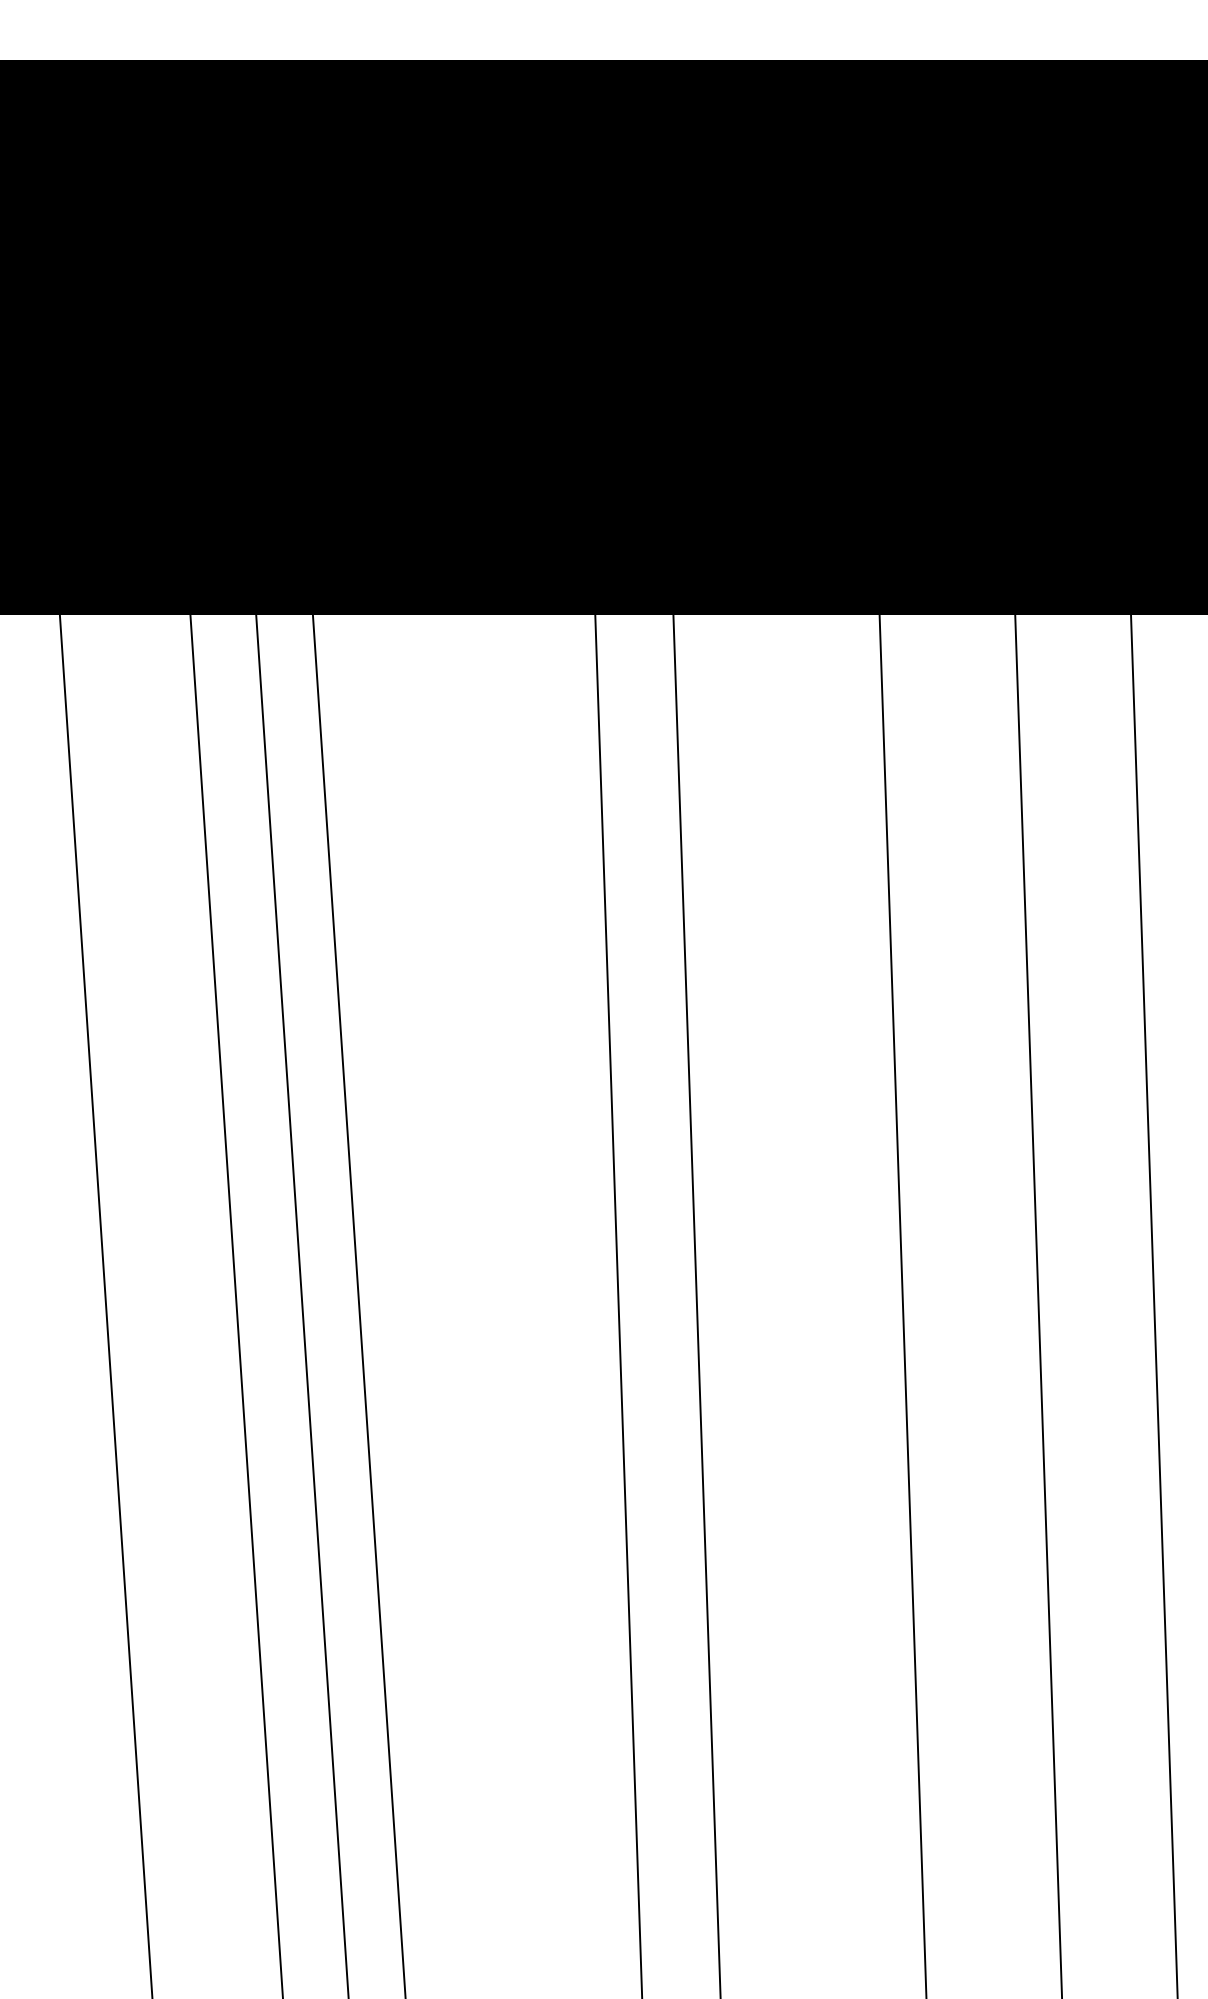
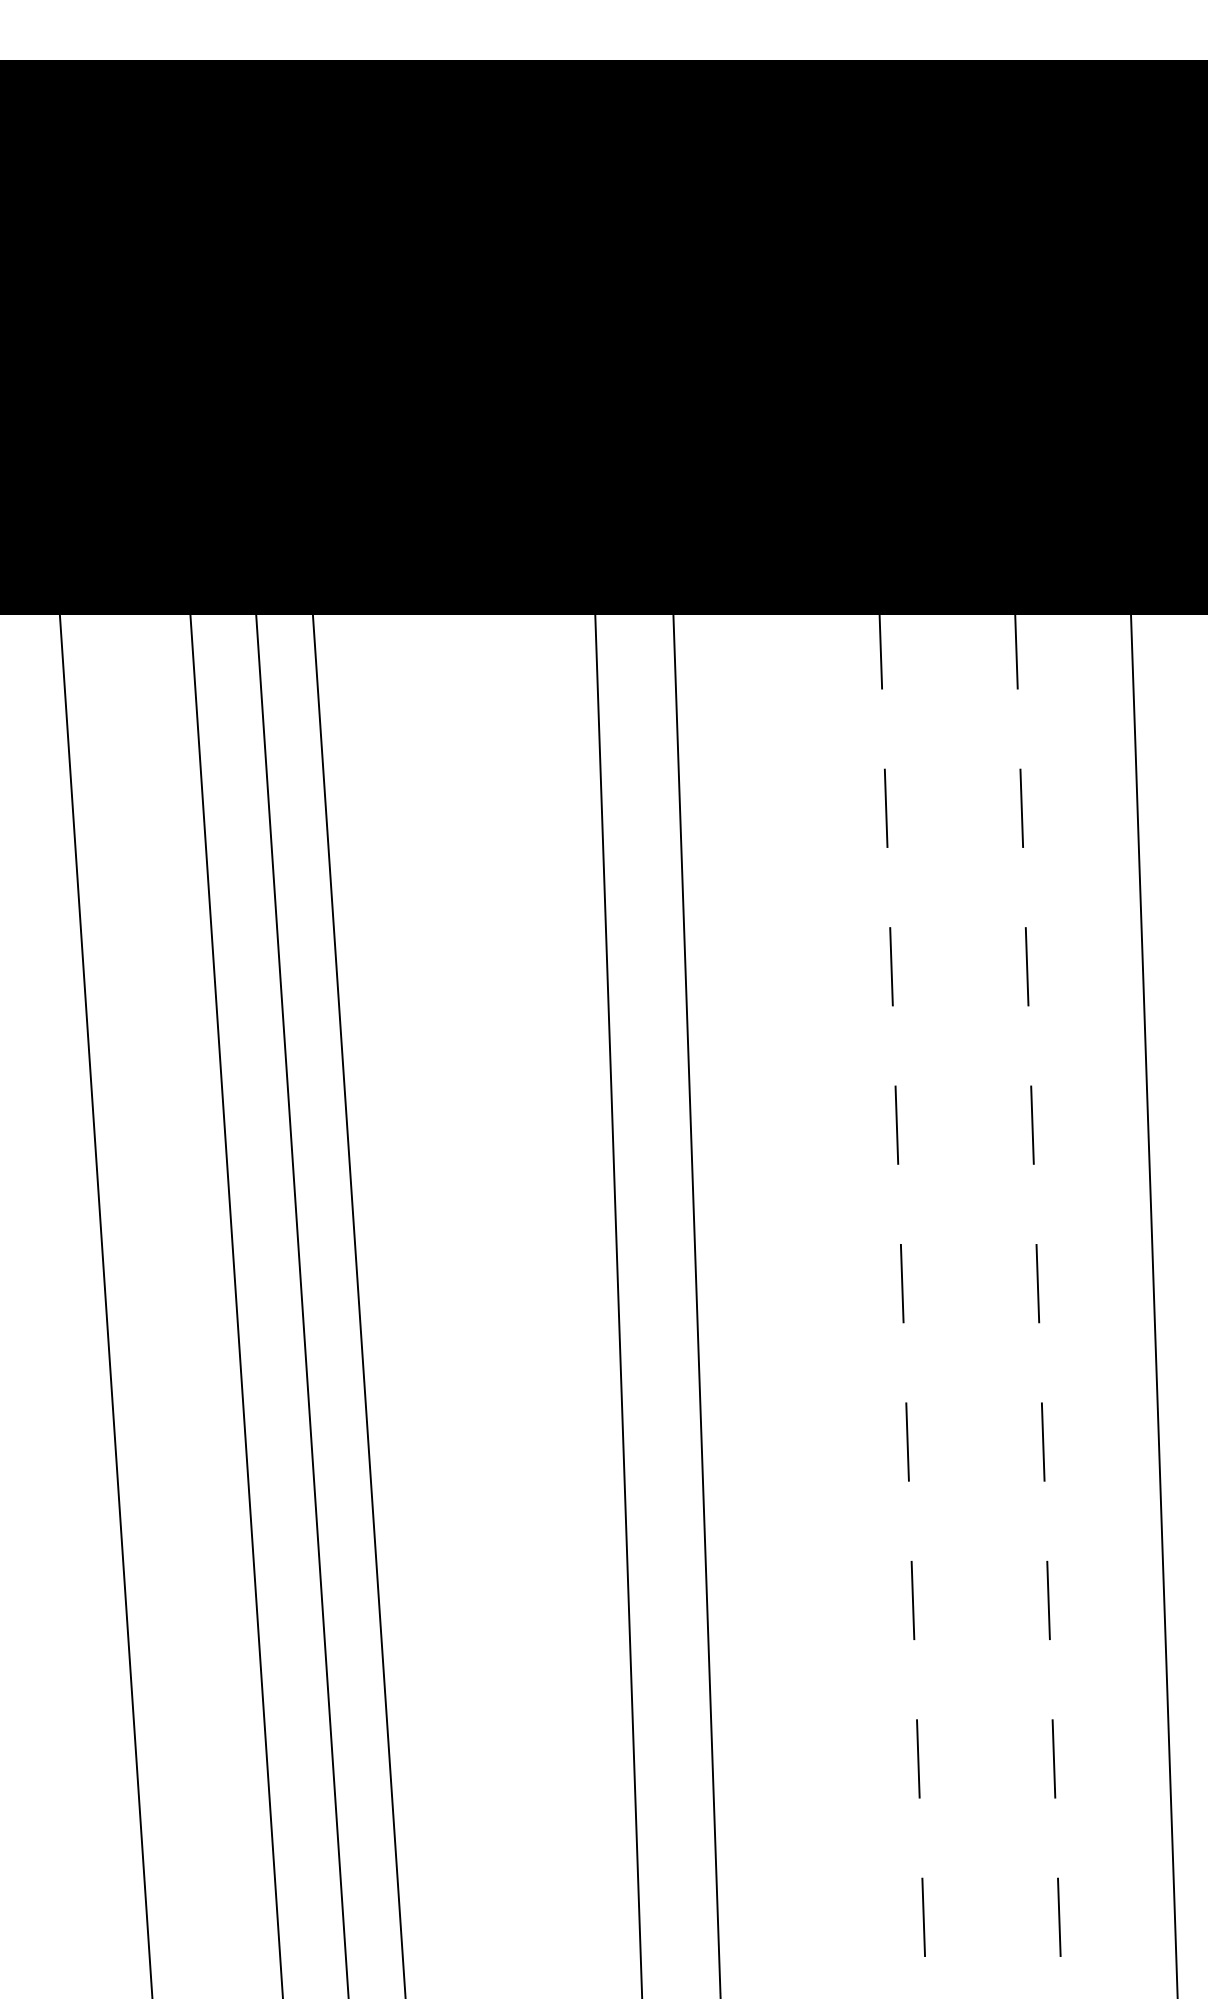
line: solid -> dashed (899, 1202)
line: solid -> dashed (1035, 1202)
